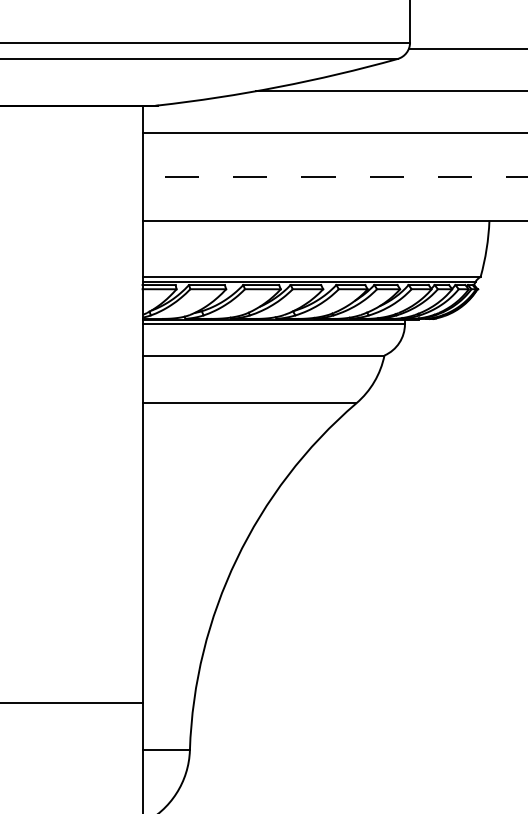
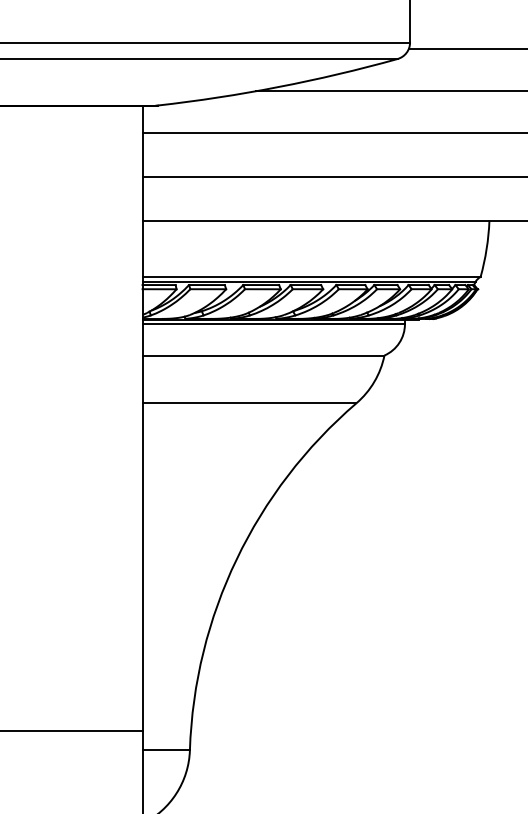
line: dashed -> solid (334, 177)
line position: (72, 703) -> (72, 731) (72, 731)
